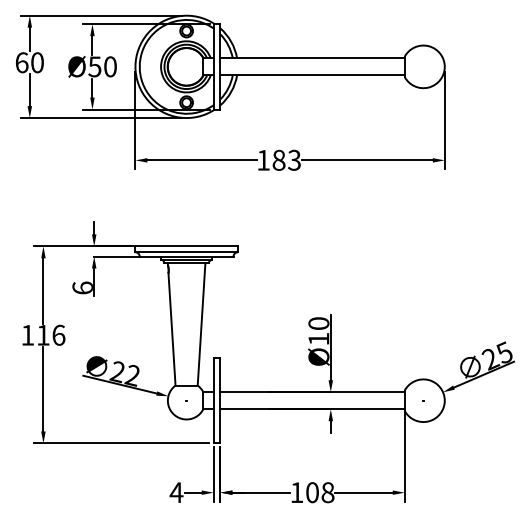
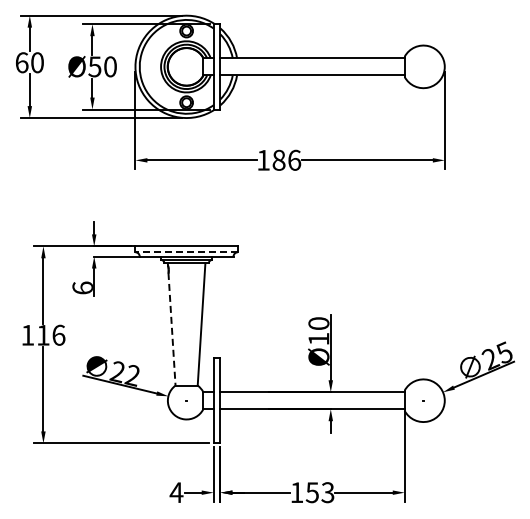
text: 183 -> 186 (294, 159)
line: solid -> dashed (186, 252)
line: solid -> dashed (172, 329)
text: 108 -> 153 (319, 492)
